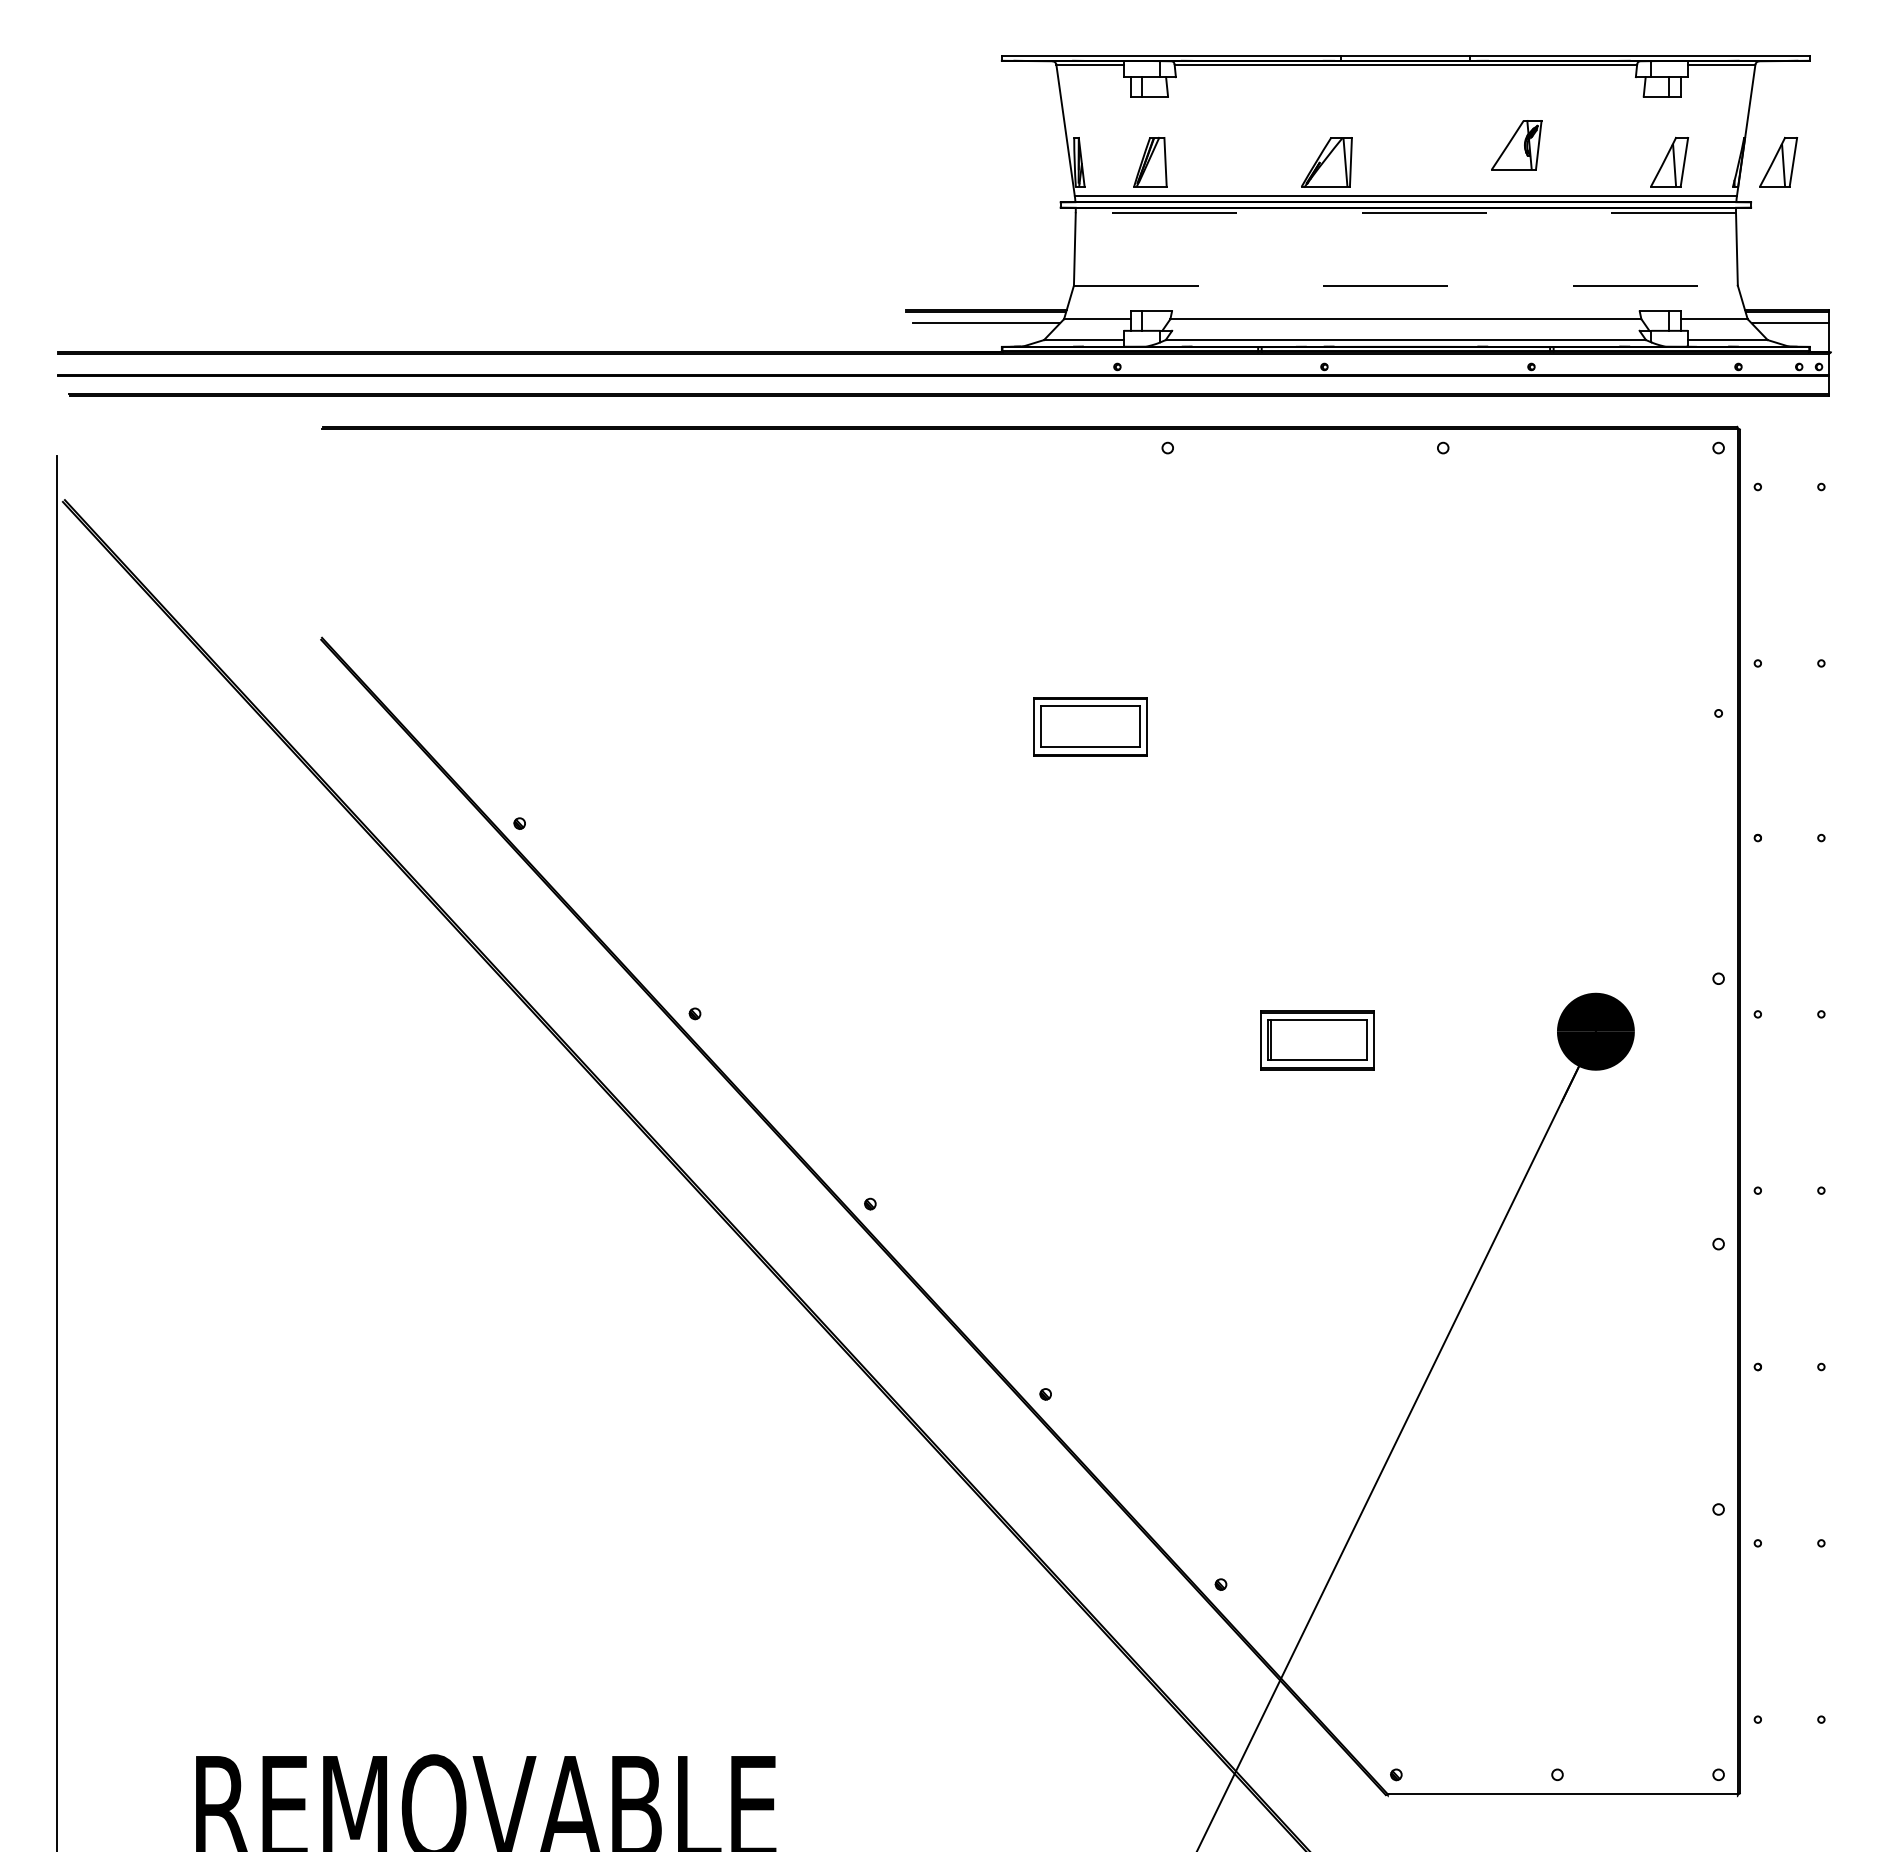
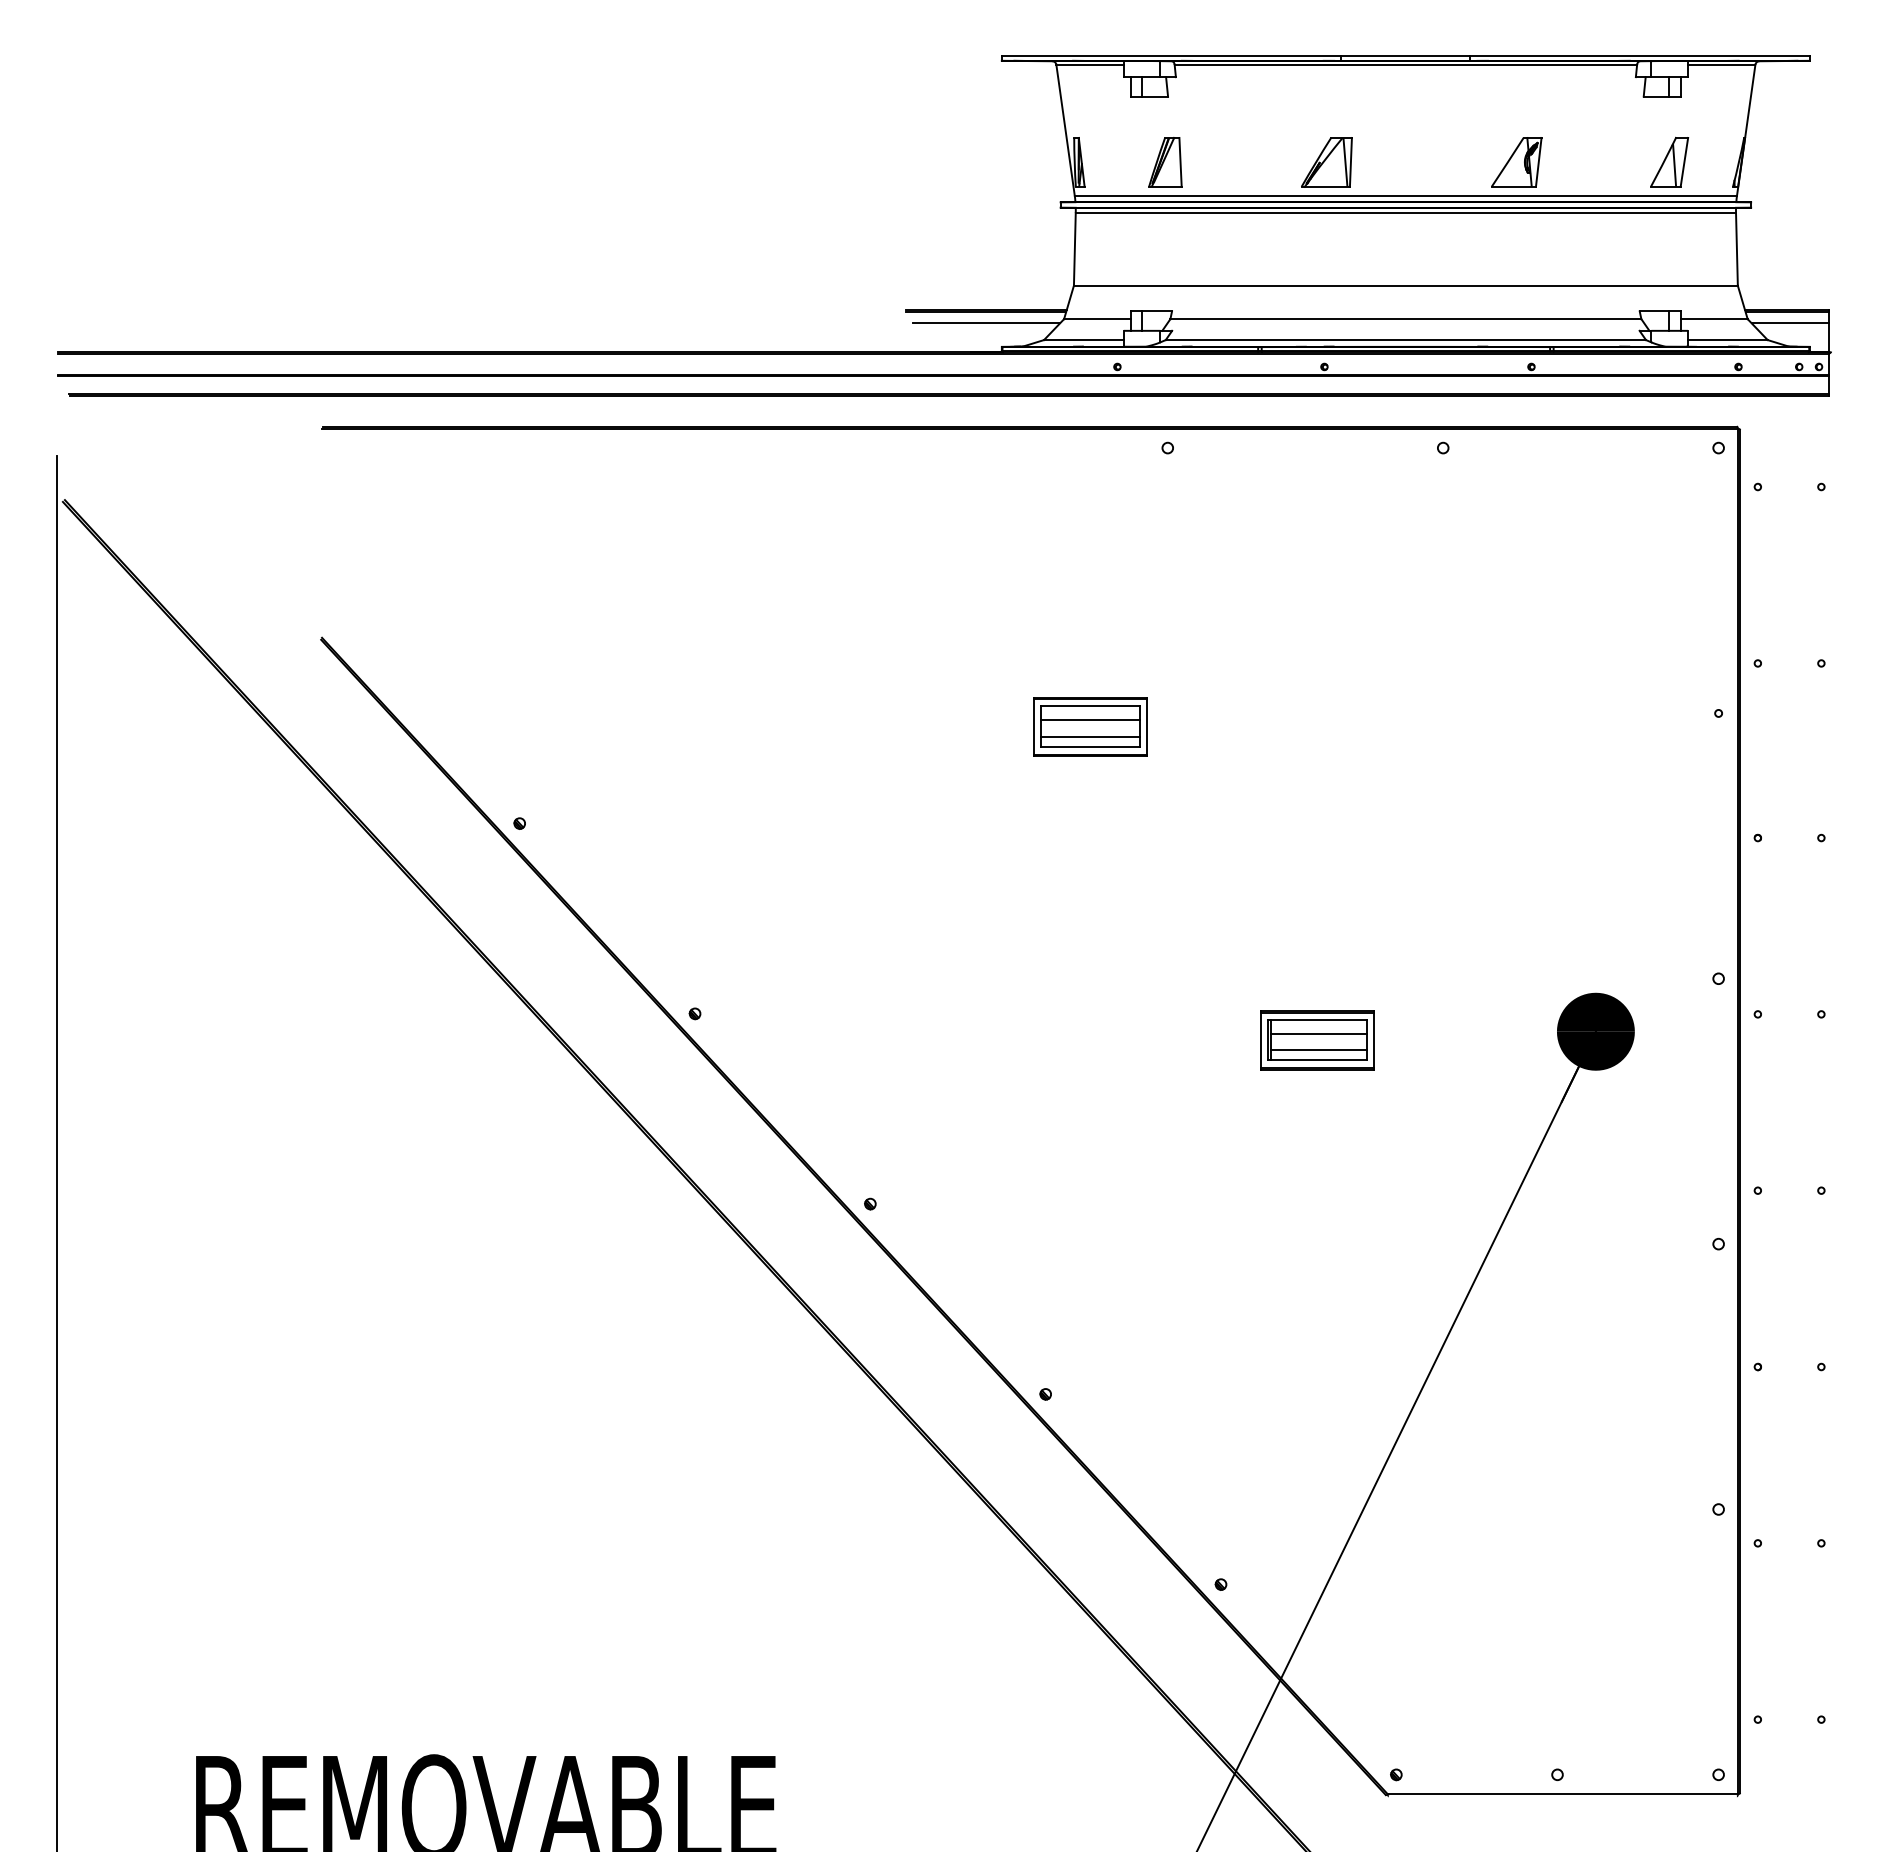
part position: (1516, 145) -> (1516, 162) (1516, 162)
part: present -> none (1778, 161)
part position: (1150, 162) -> (1165, 162) (1165, 162)
line: dashed -> solid (1405, 213)
line: dashed -> solid (1405, 285)
line: none -> present (1090, 720)
line: none -> present (1090, 736)
line: none -> present (1319, 1033)
line: none -> present (1319, 1049)
